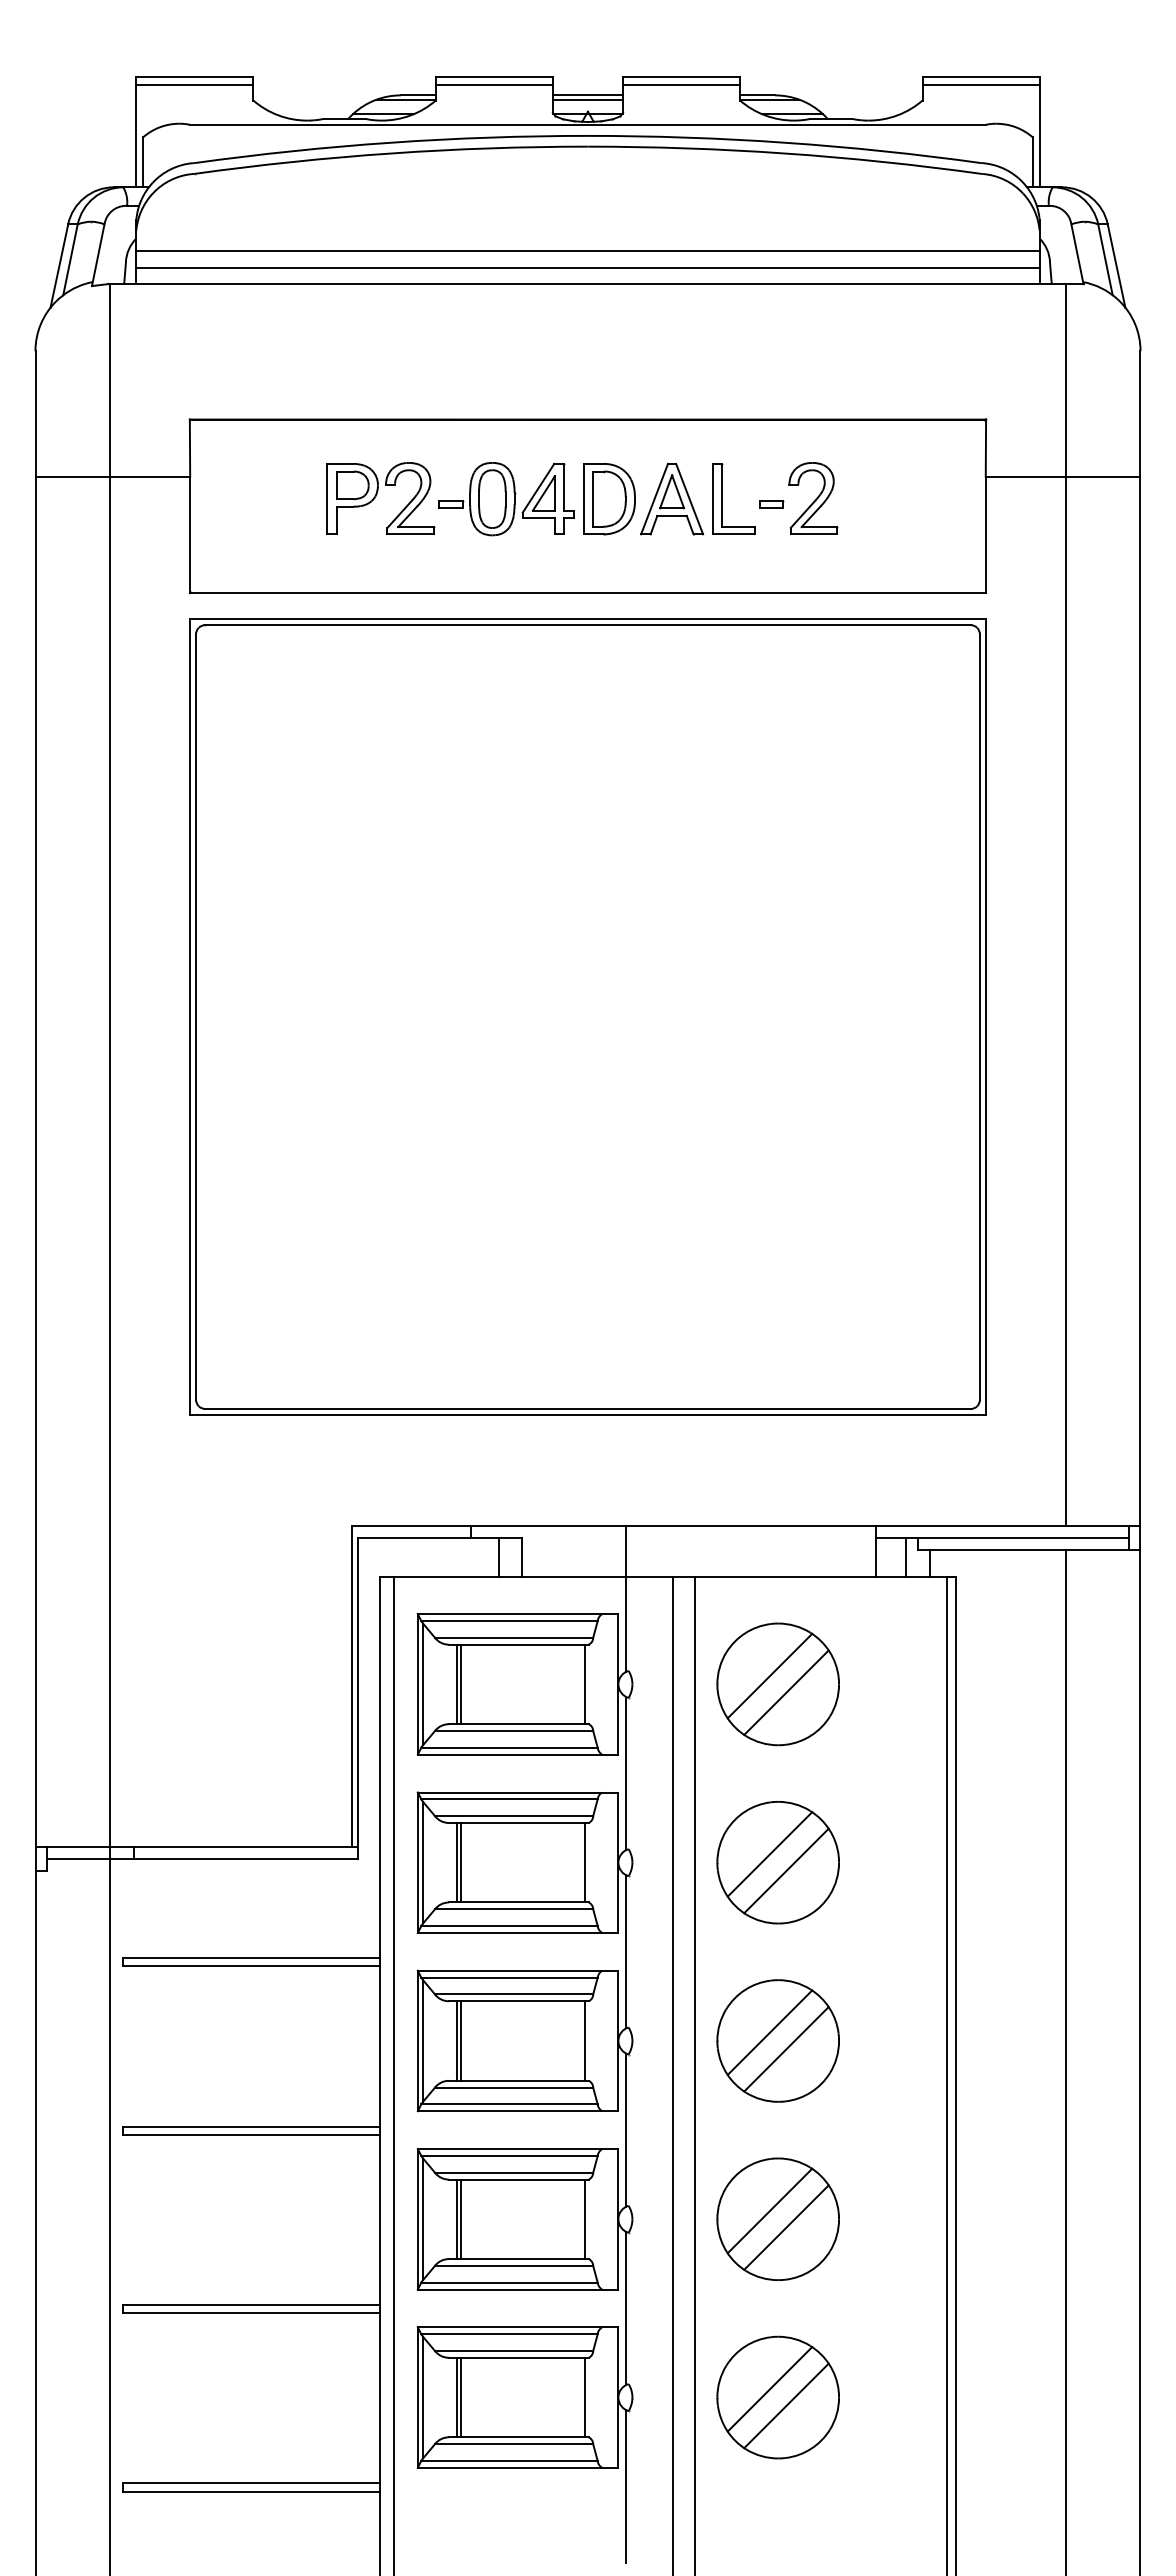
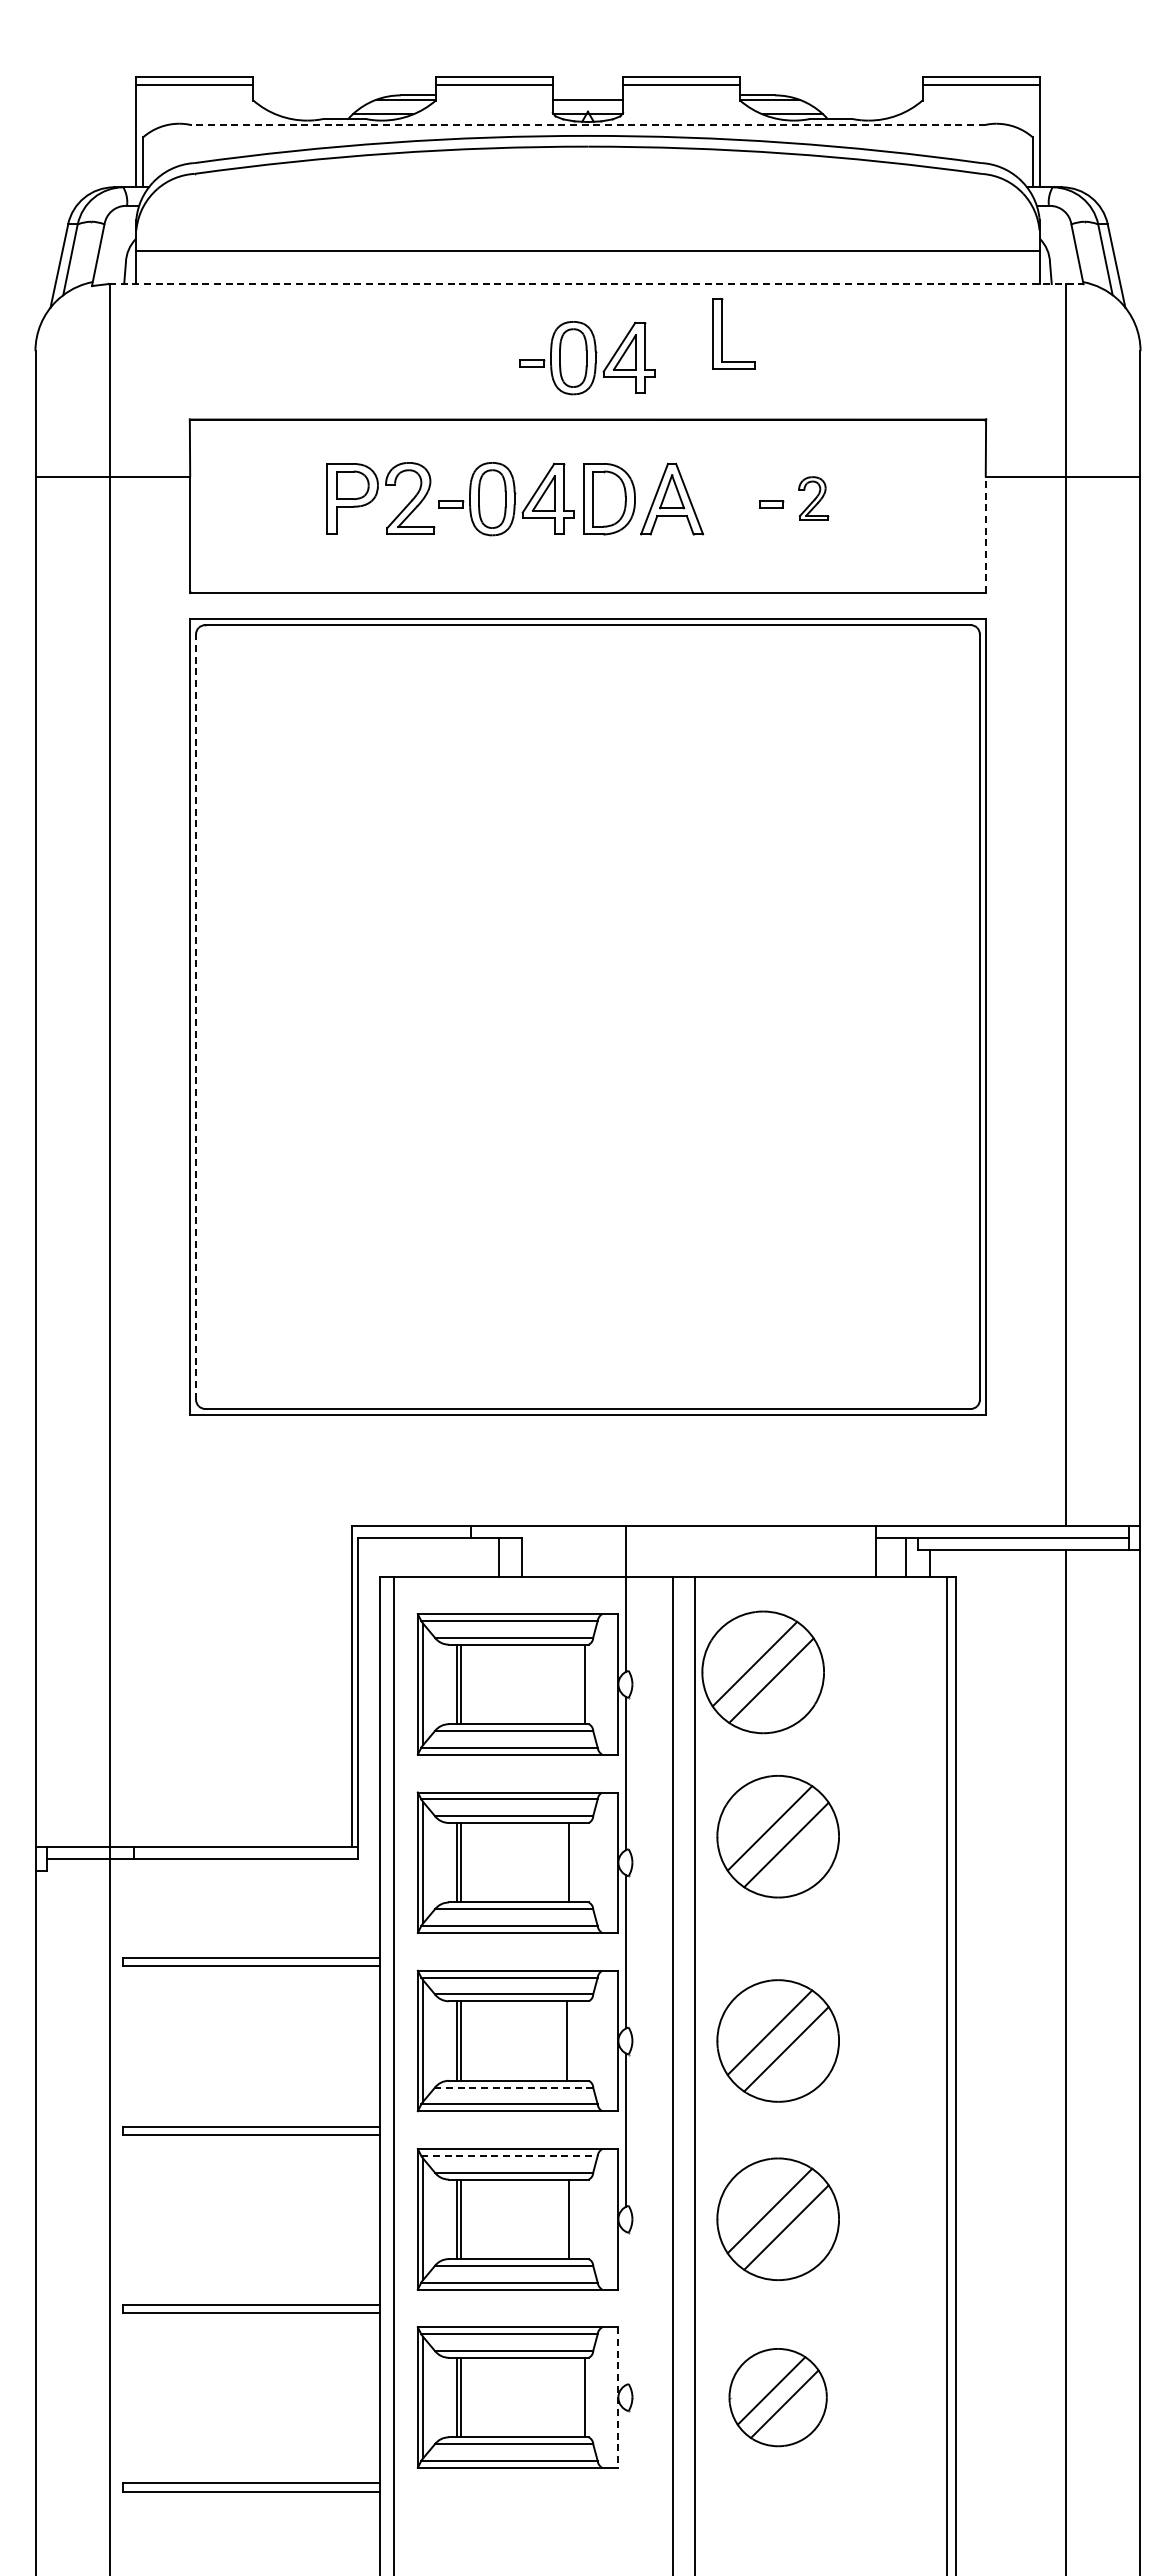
line: present -> none (587, 95)
line: solid -> dashed (587, 124)
line: present -> none (587, 268)
line: solid -> dashed (596, 284)
part: none -> present (587, 358)
part position: (722, 498) -> (722, 333) (722, 333)
part size: 51x73 px -> 32x45 px (813, 498)
line: solid -> dashed (985, 534)
line: solid -> dashed (196, 1017)
part position: (777, 1684) -> (762, 1672) (762, 1672)
line position: (584, 1862) -> (568, 1862) (568, 1862)
part position: (777, 1862) -> (777, 1836) (777, 1836)
line position: (584, 2040) -> (566, 2040) (566, 2040)
line: solid -> dashed (513, 2087)
line: solid -> dashed (510, 2155)
line position: (584, 2219) -> (568, 2219) (568, 2219)
line: present -> none (626, 2308)
part size: 124x125 px -> 100x100 px (777, 2397)
line: solid -> dashed (618, 2398)
line: present -> none (626, 2486)
